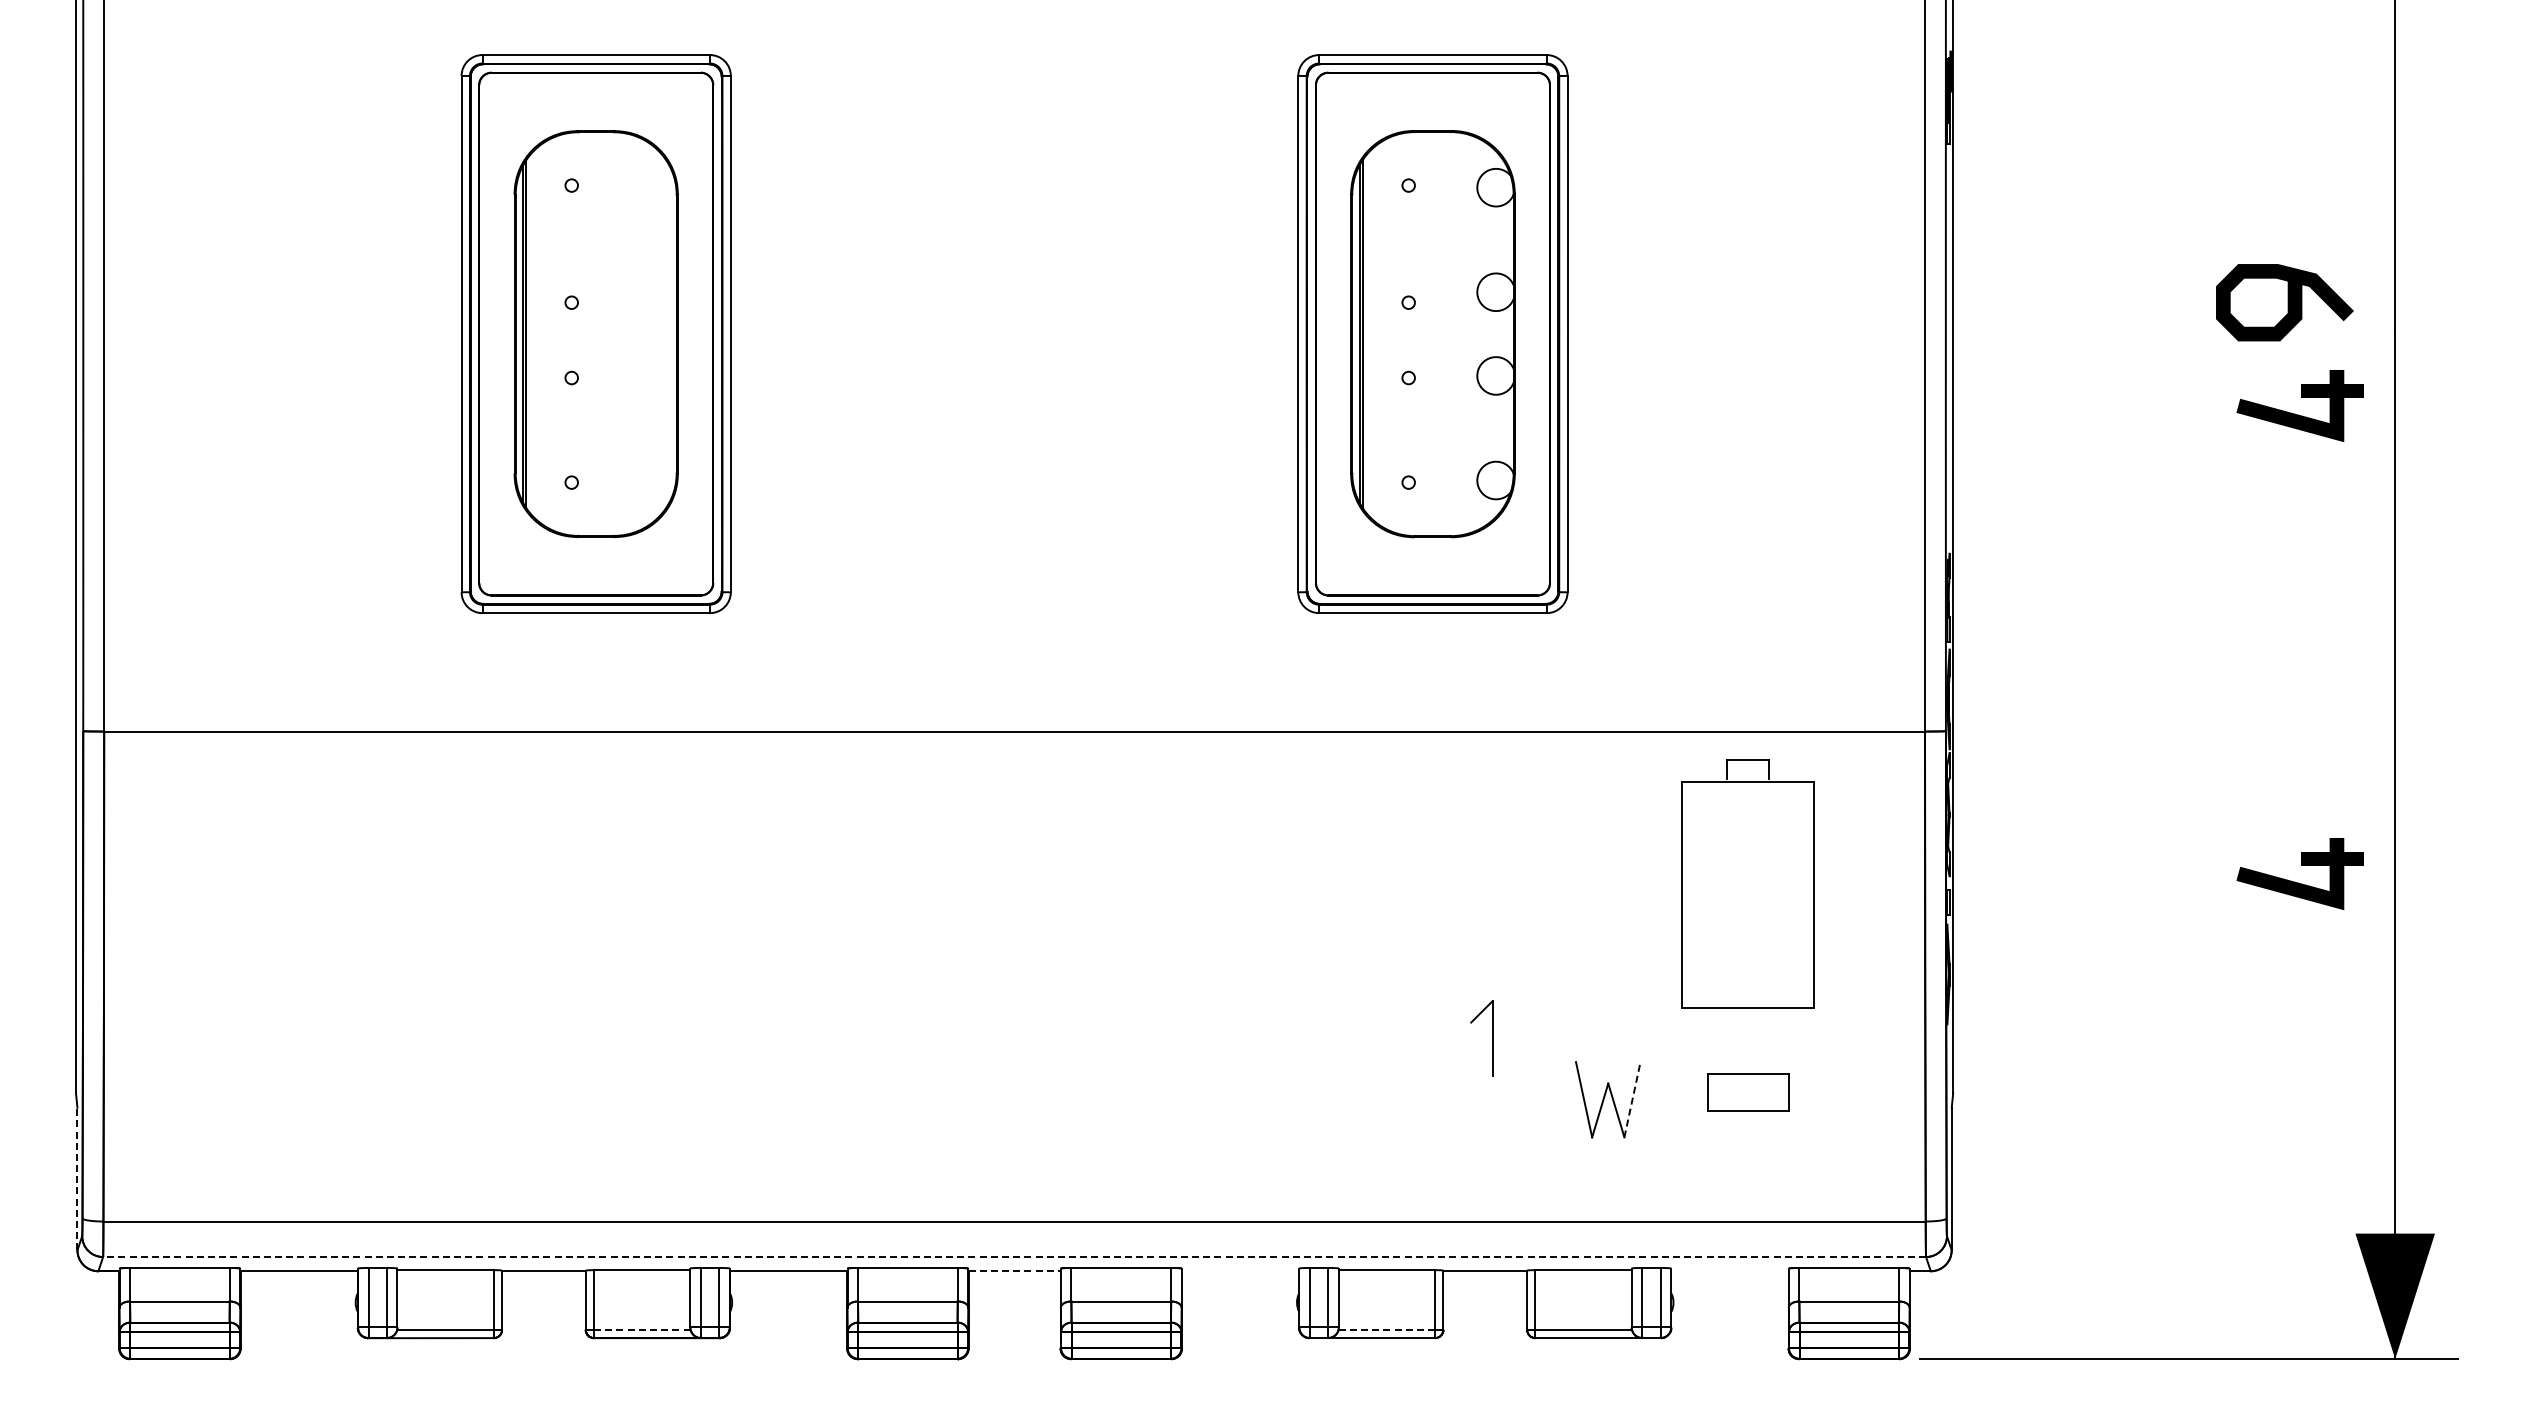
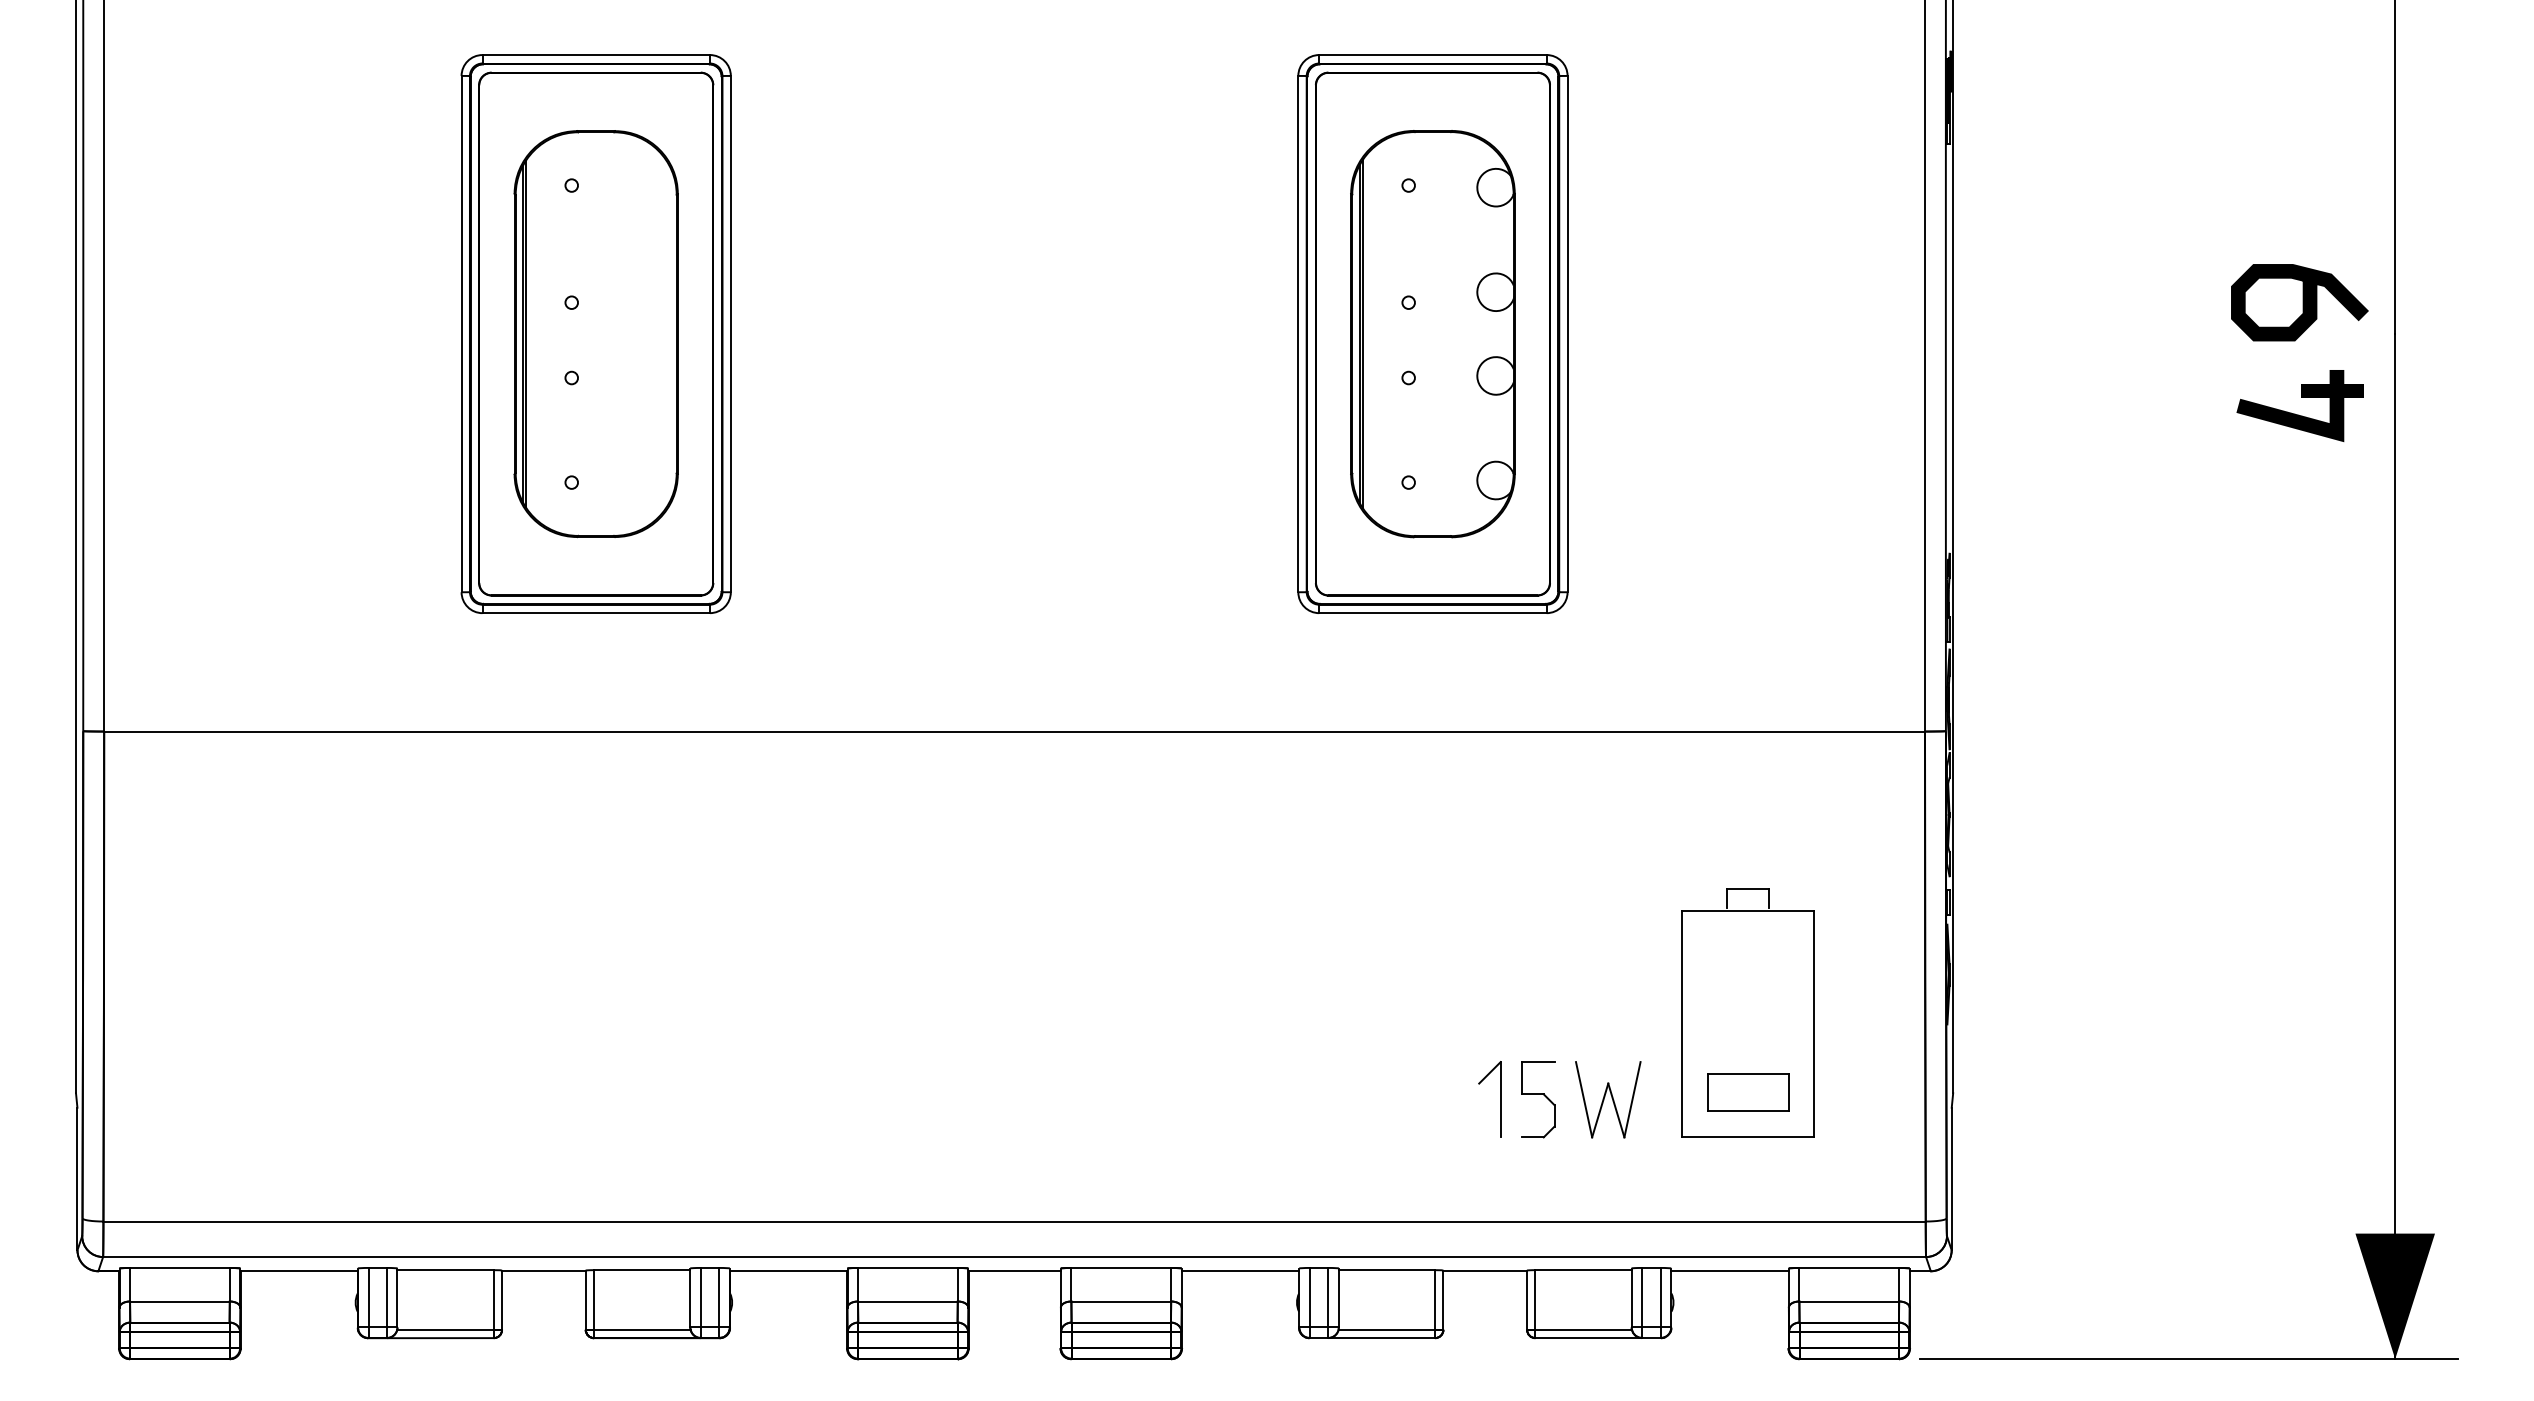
curve position: (2287, 302) -> (2302, 302) (2302, 302)
part: present -> none (2301, 865)
part position: (1747, 883) -> (1747, 1012) (1747, 1012)
part position: (1492, 1038) -> (1500, 1099) (1500, 1099)
part: none -> present (1538, 1099)
line: dashed -> solid (1632, 1099)
line: dashed -> solid (77, 1178)
line: dashed -> solid (1014, 1257)
line: dashed -> solid (1015, 1271)
line: none -> present (1240, 1271)
line: none -> present (1729, 1271)
line: dashed -> solid (637, 1329)
line: dashed -> solid (1391, 1329)
